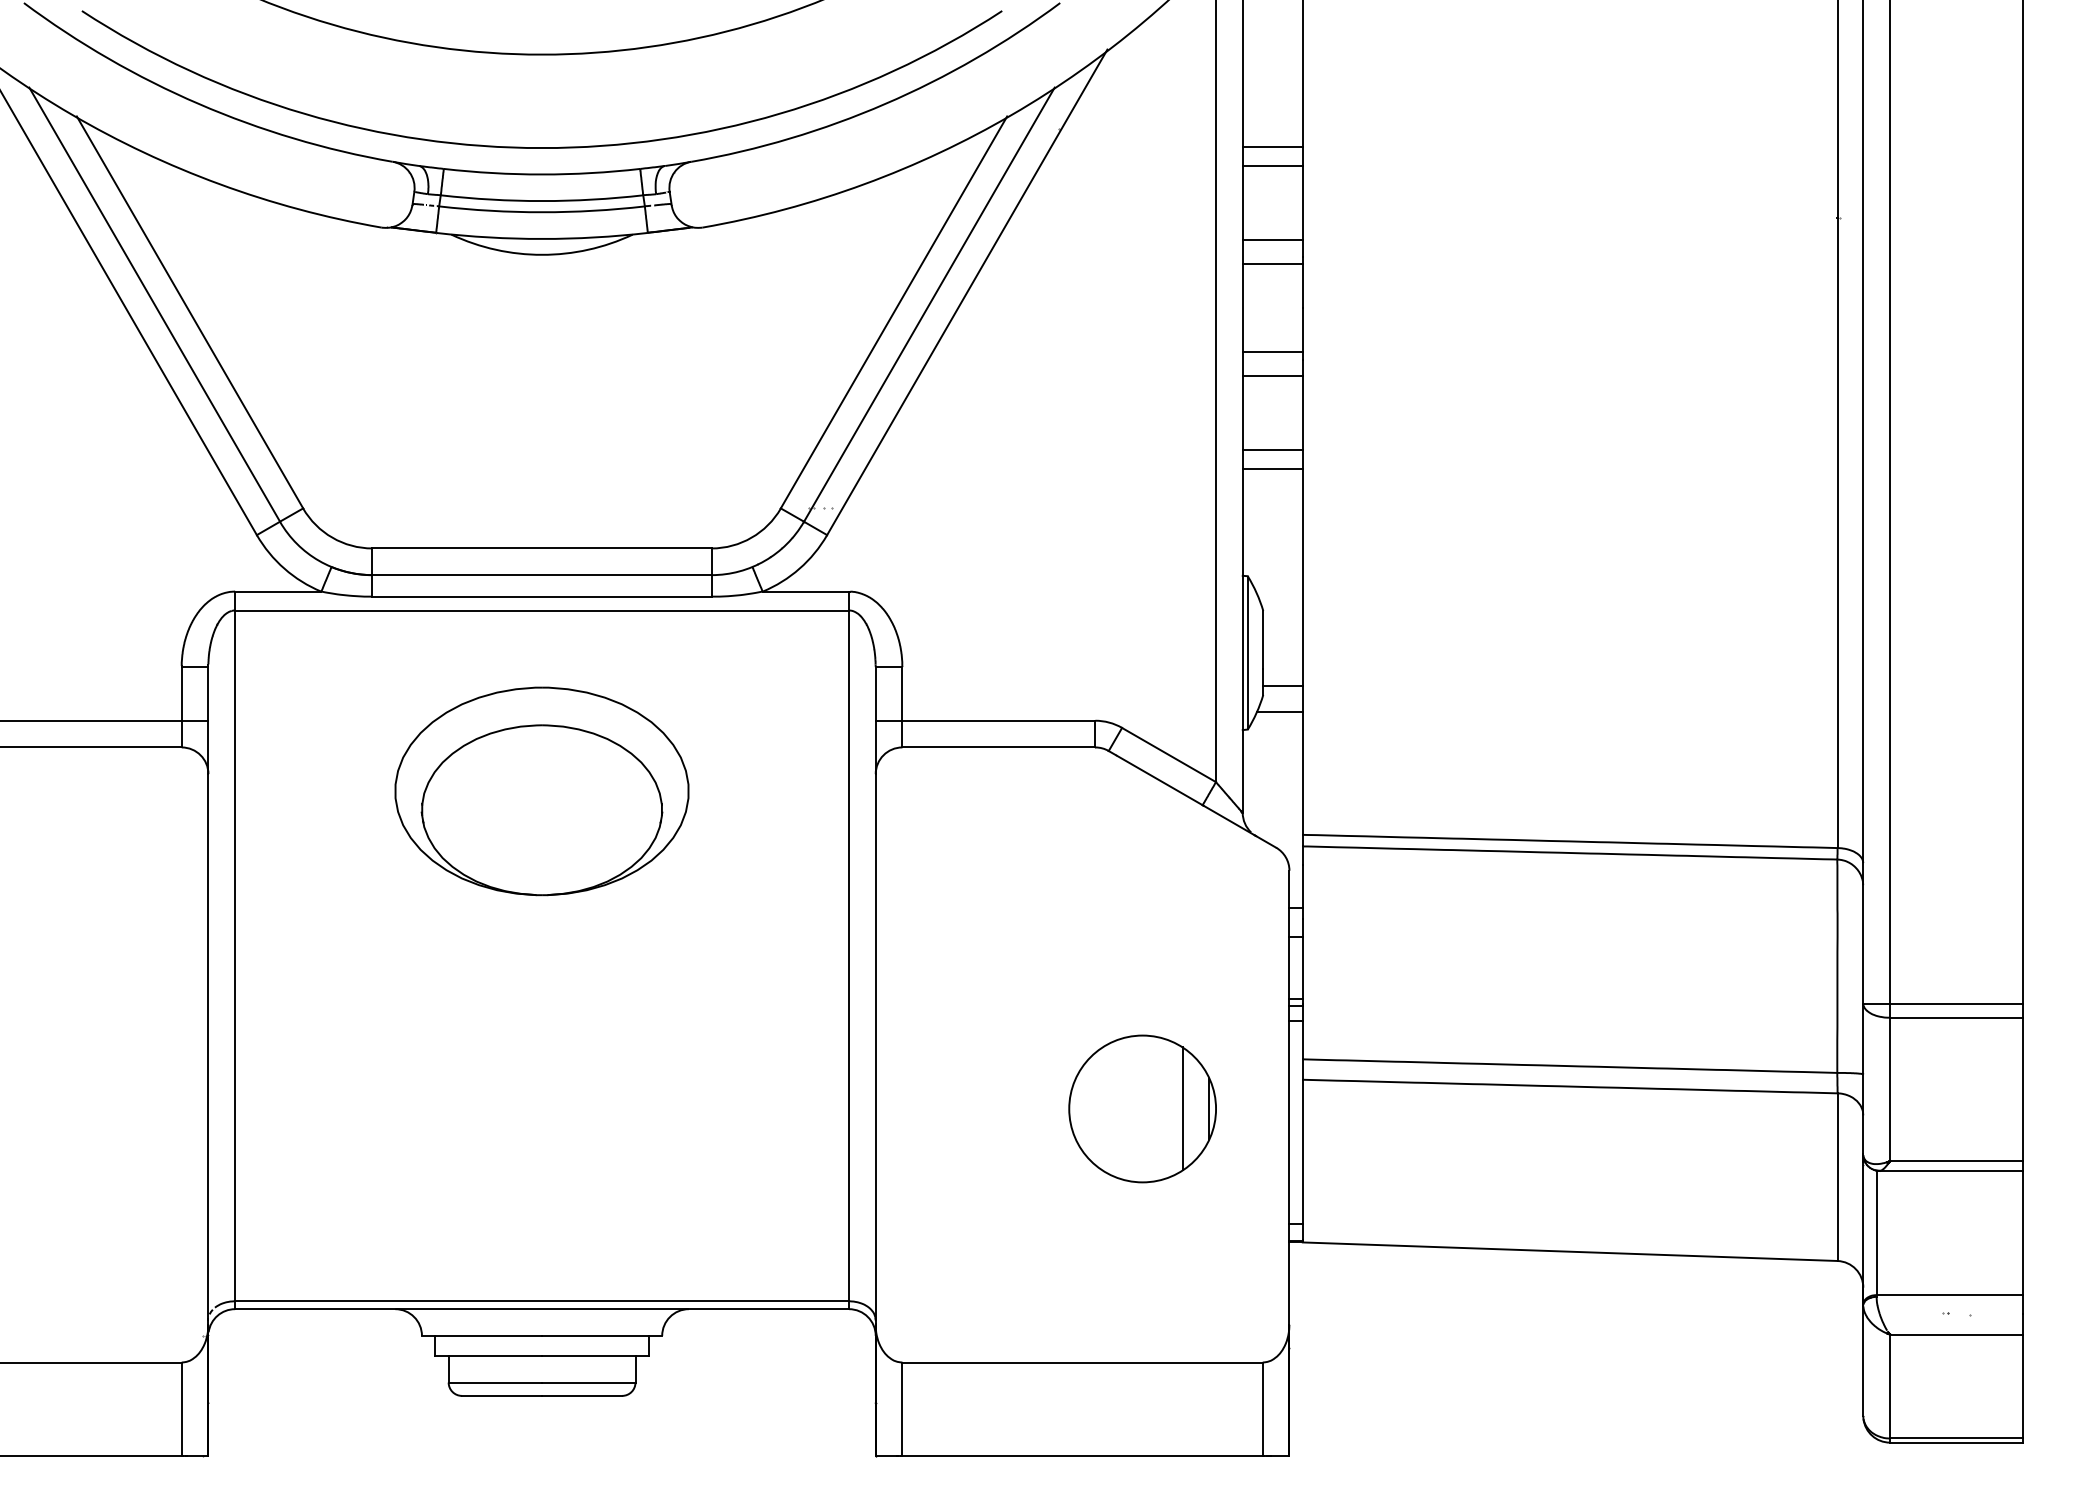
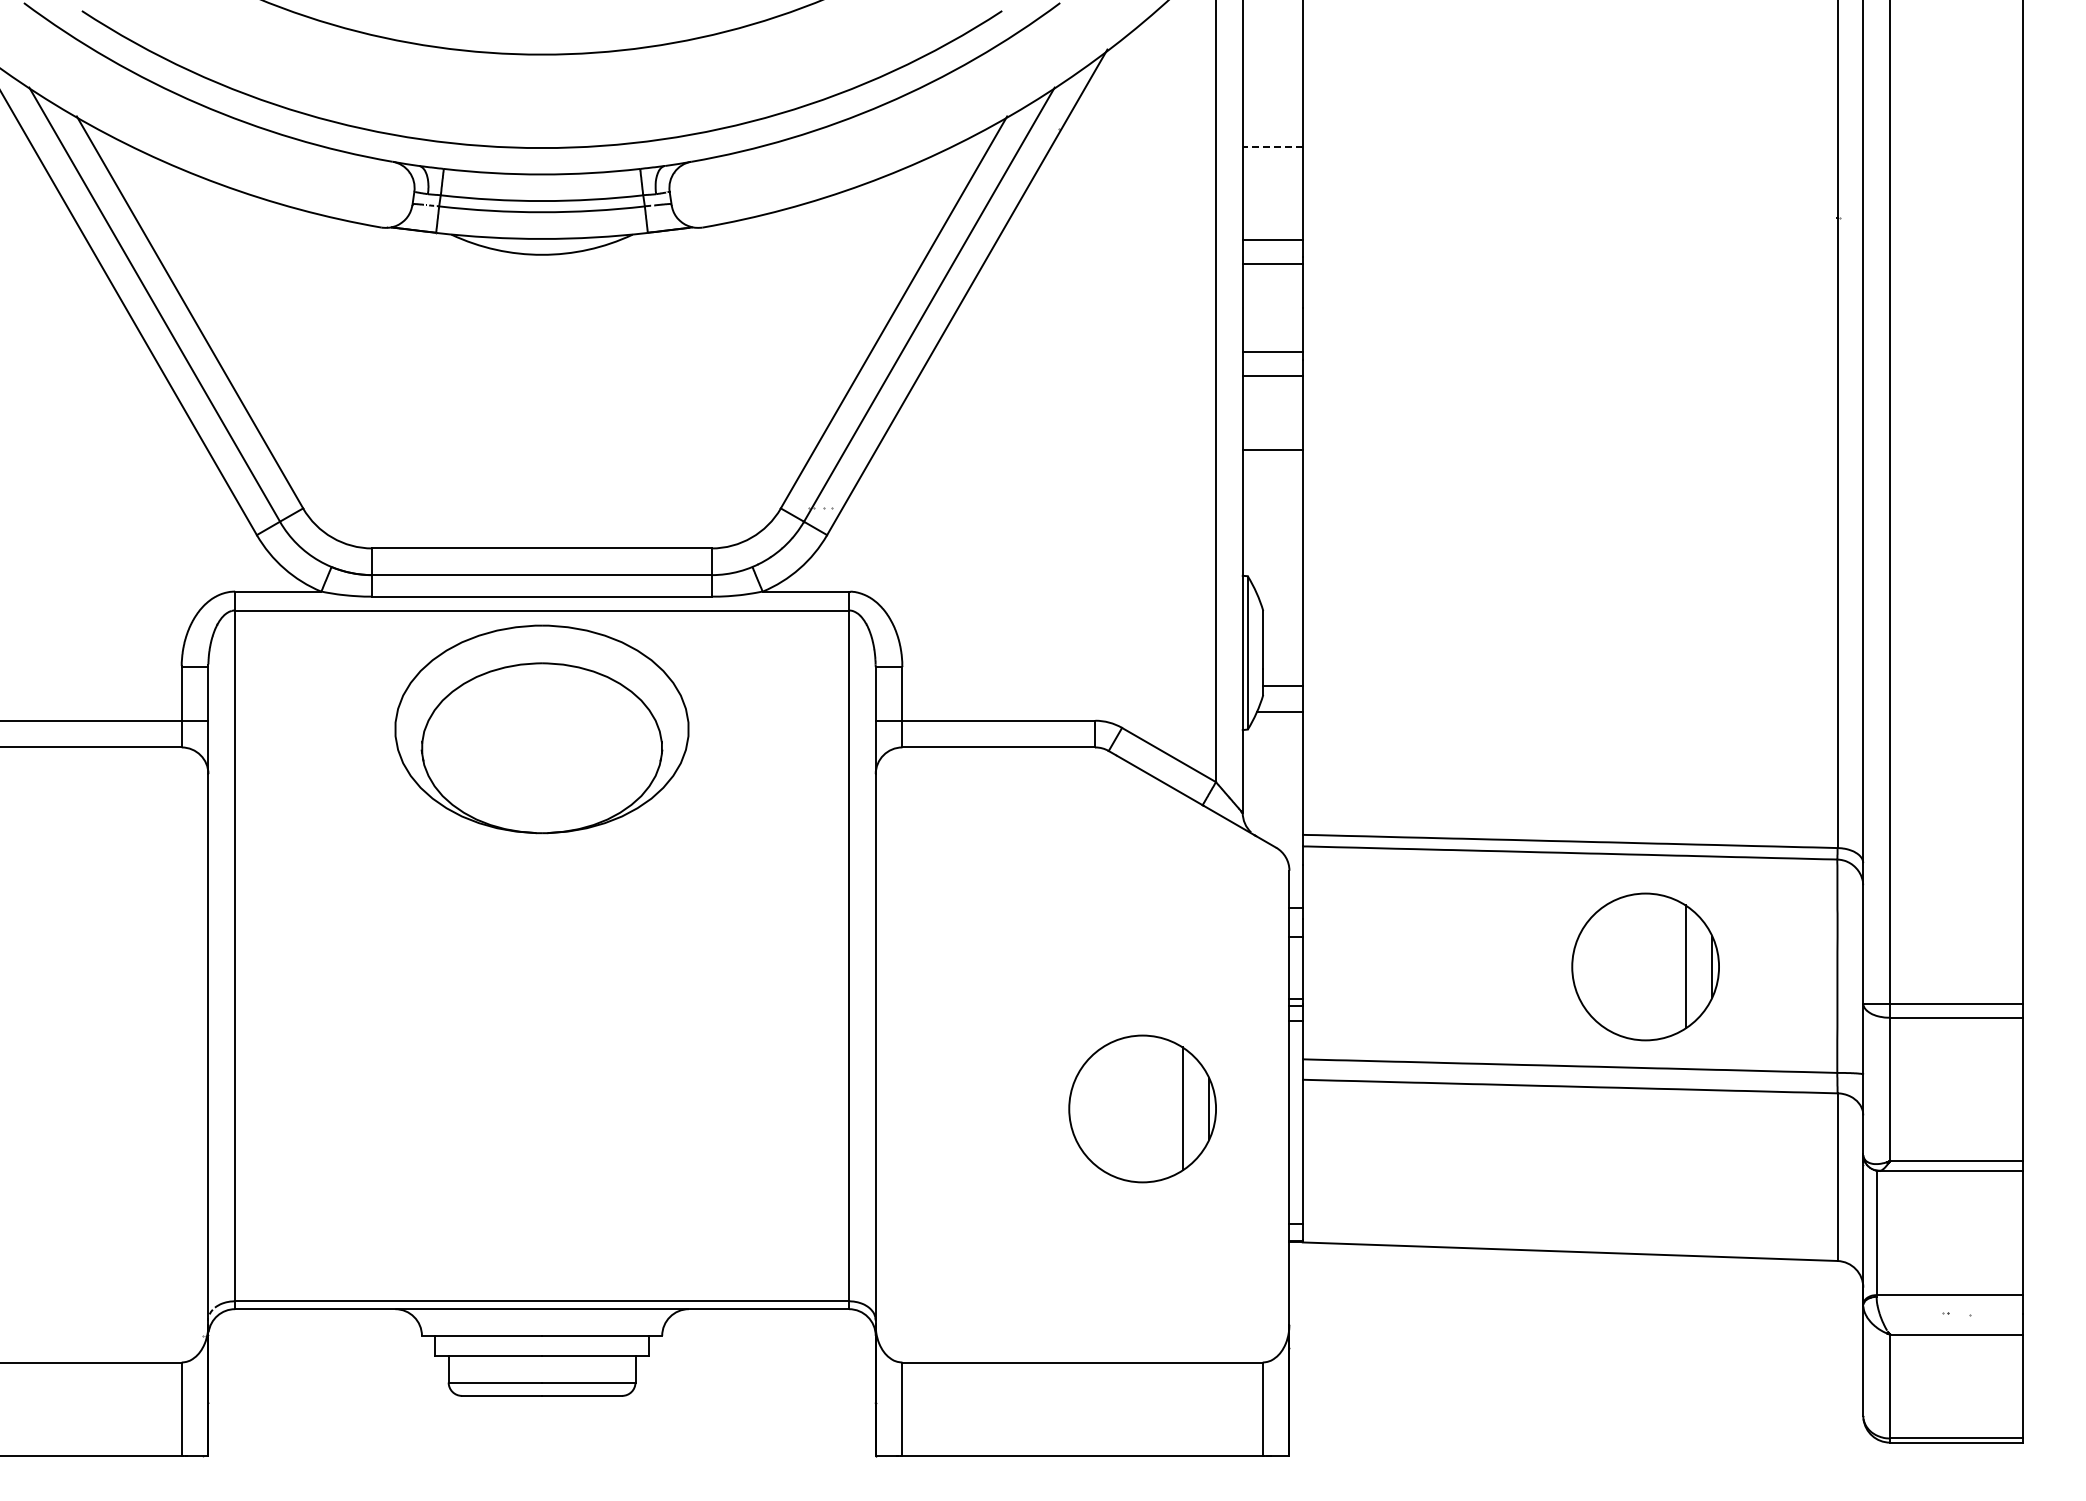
line: solid -> dashed (1272, 147)
line: present -> none (1272, 166)
line: present -> none (1272, 469)
part position: (541, 791) -> (541, 729) (541, 729)
part: none -> present (1645, 966)
